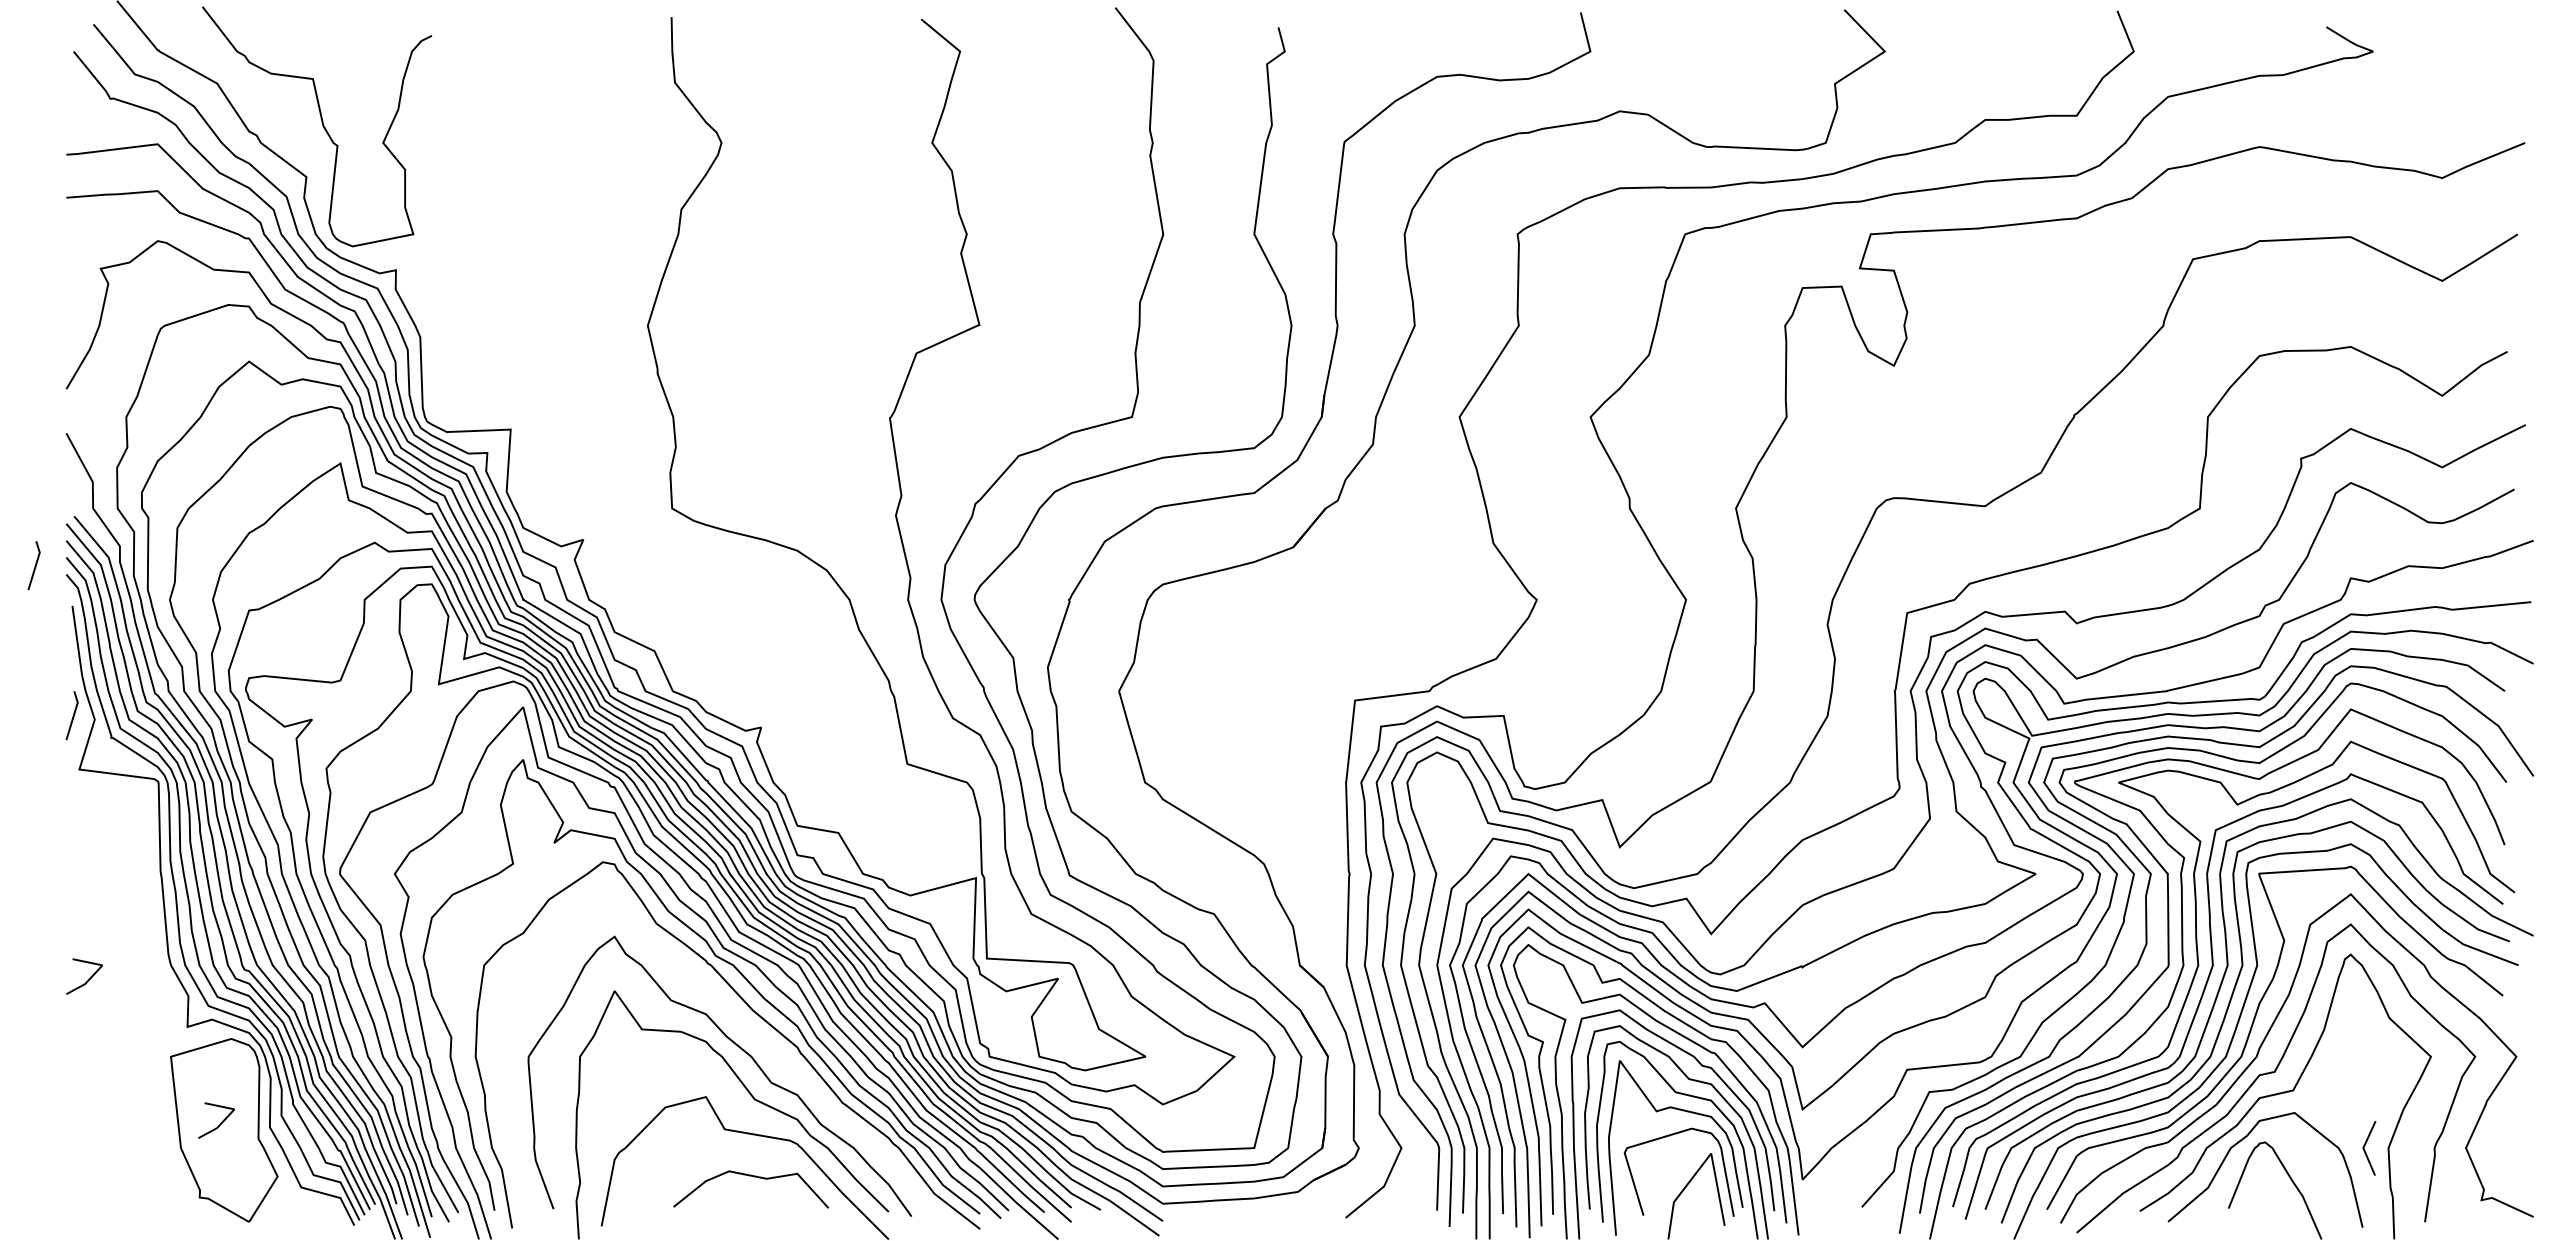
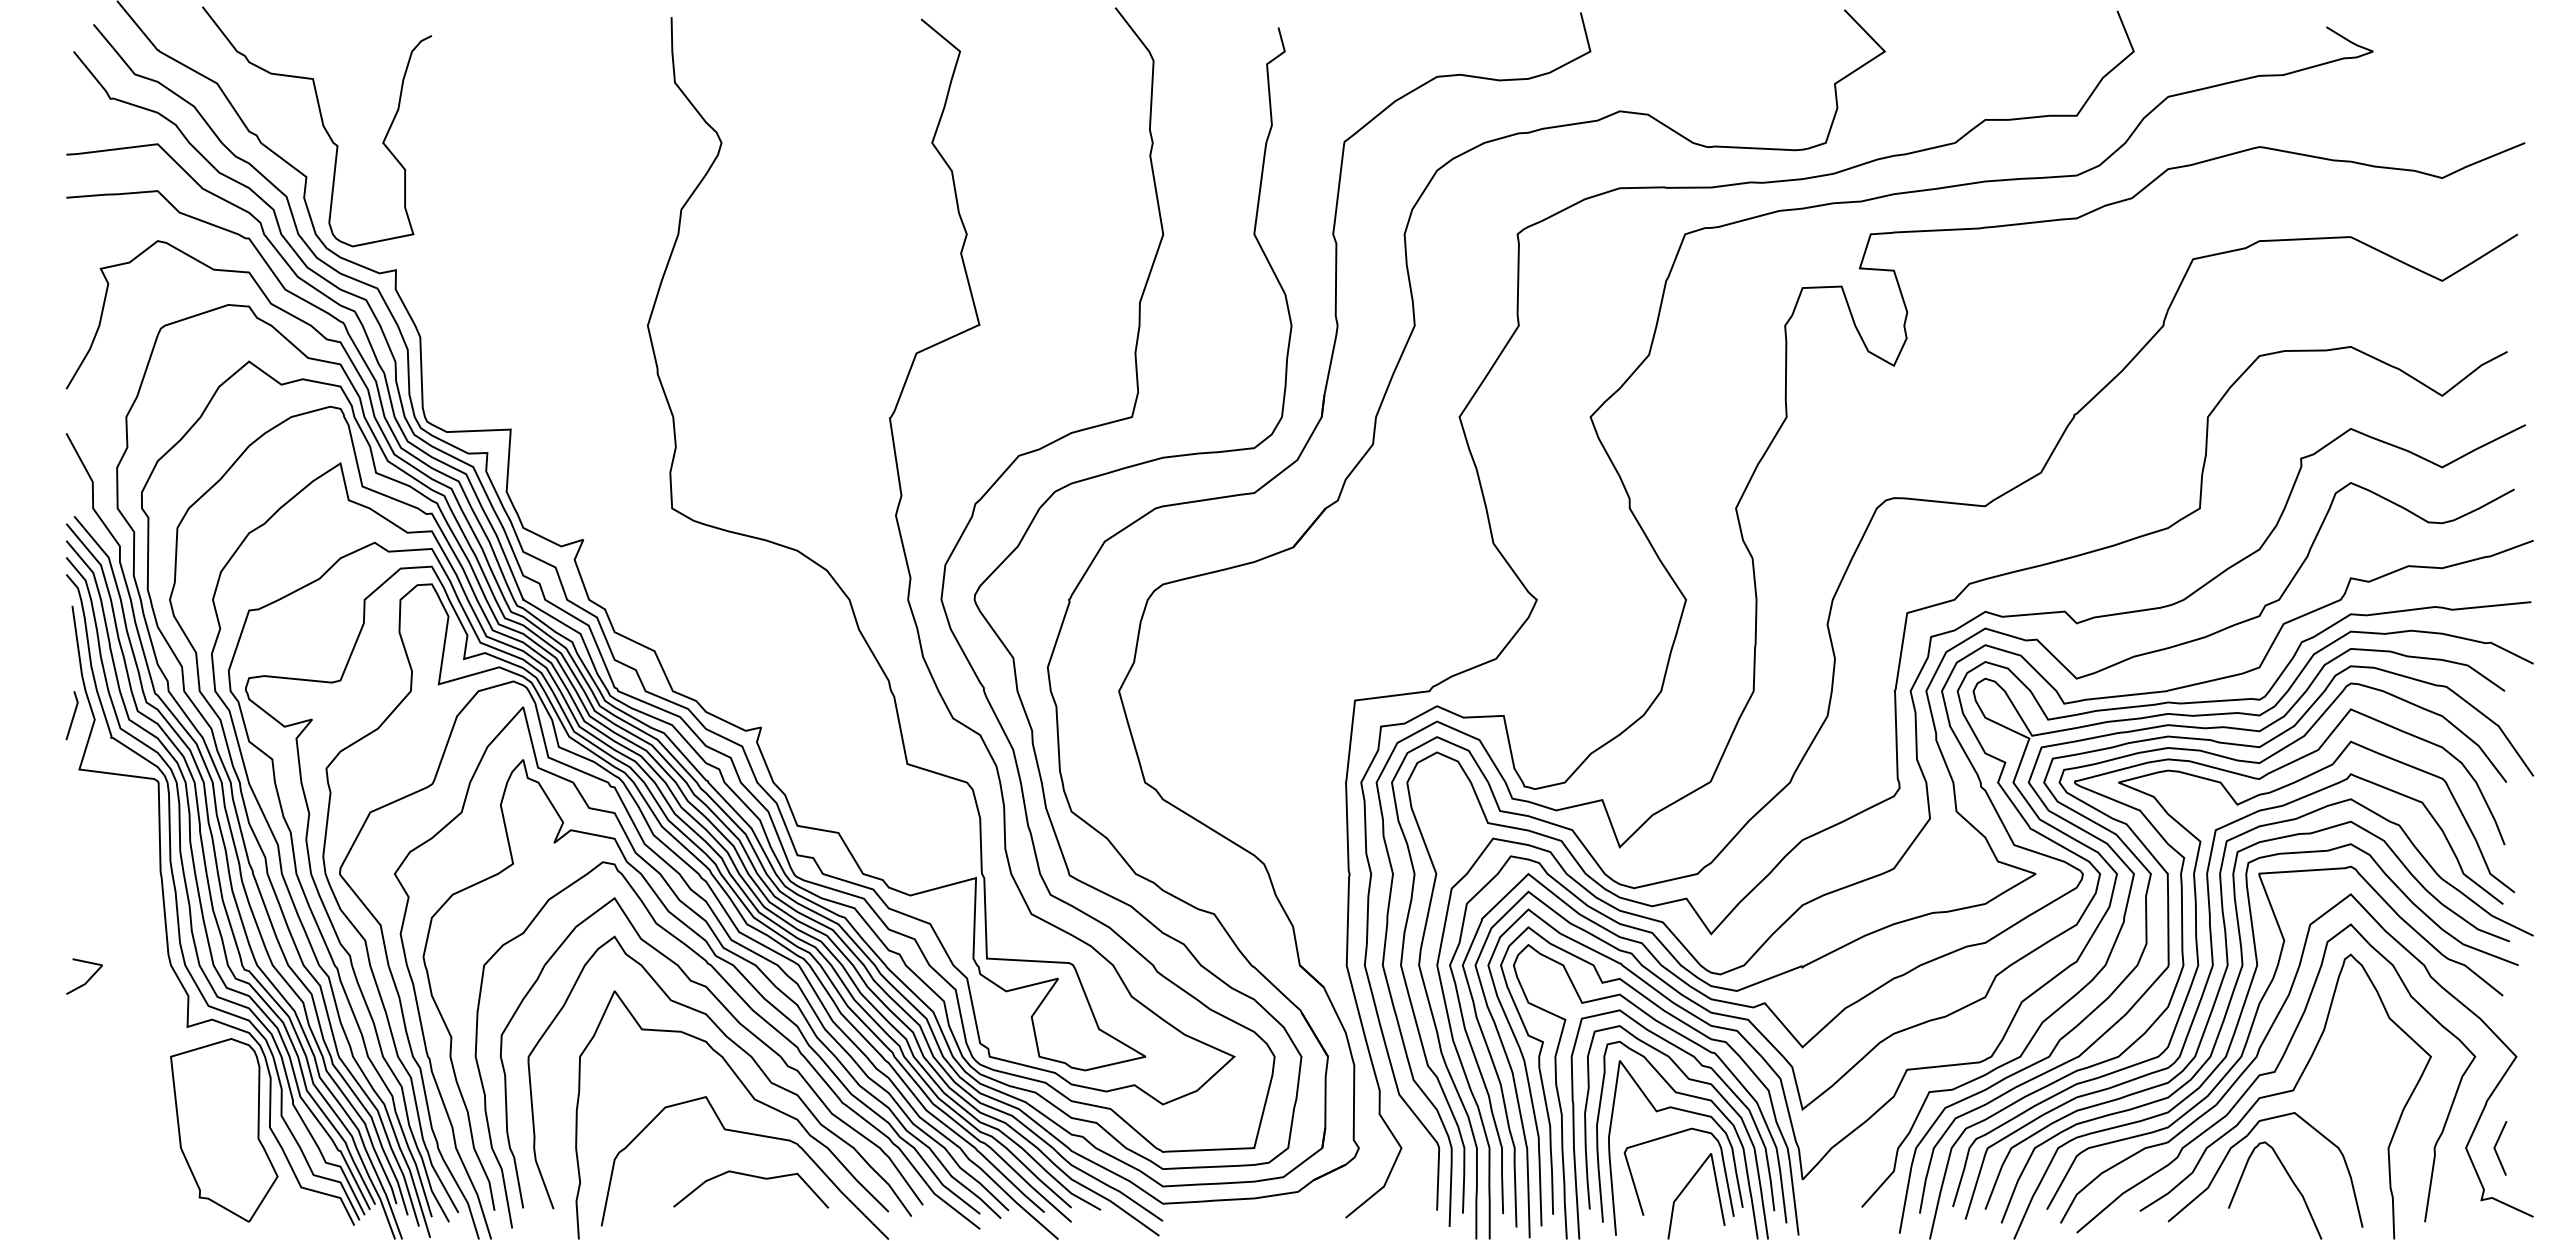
line: present -> none (34, 566)
curve: none -> present (739, 1024)
line: present -> none (220, 1123)
line position: (2365, 1146) -> (2496, 1146) (2496, 1146)
